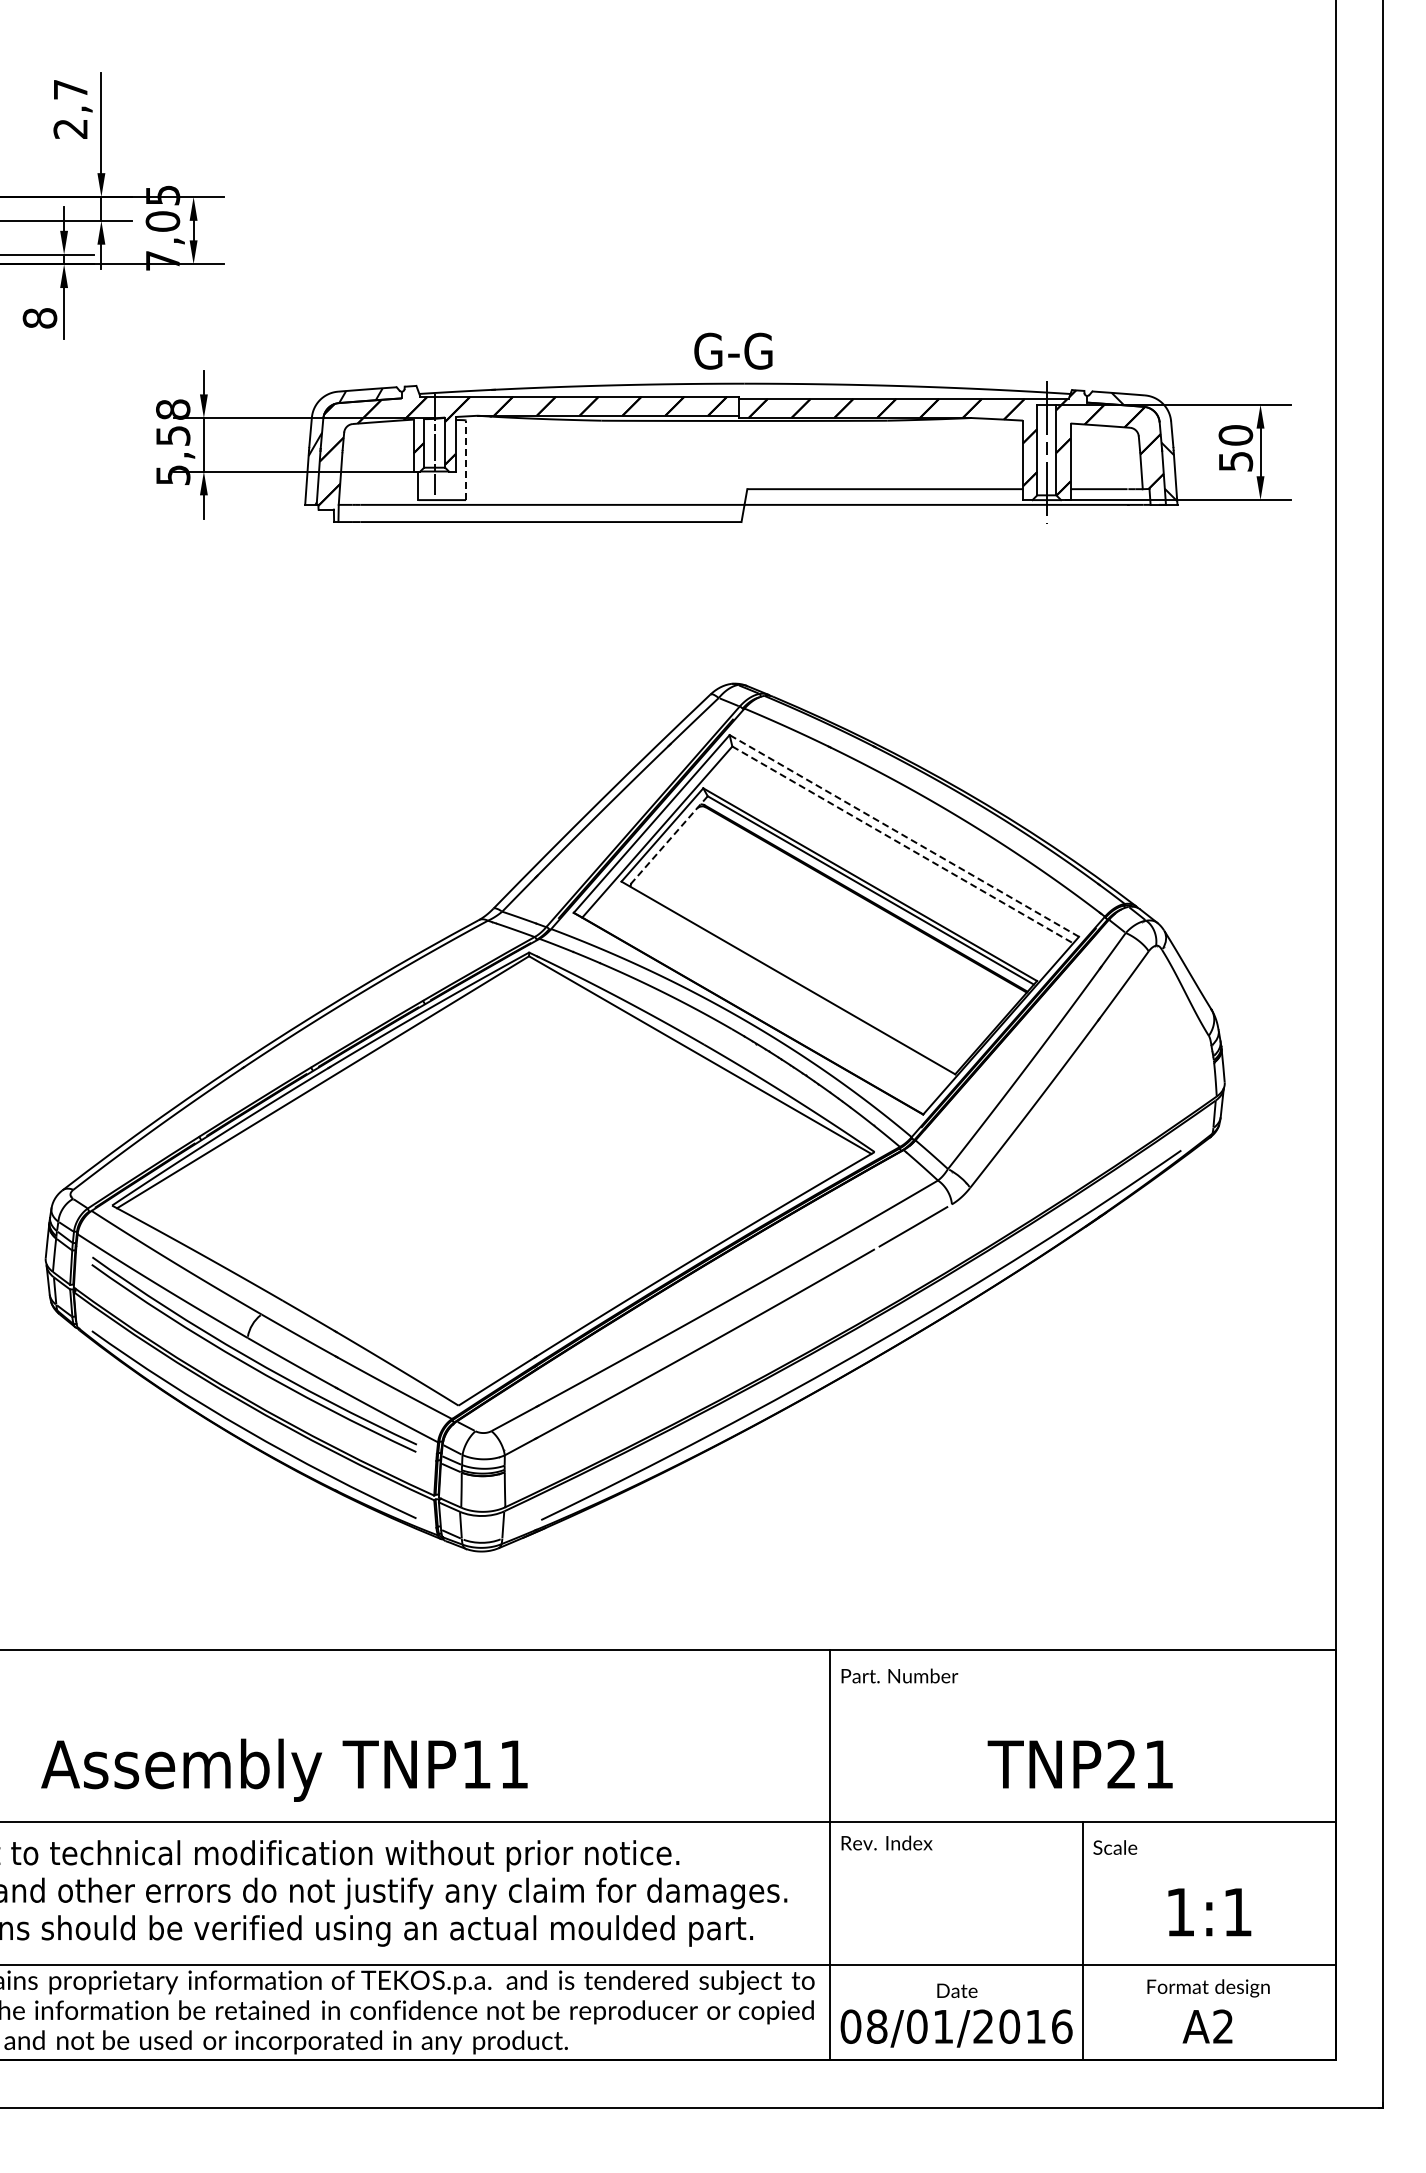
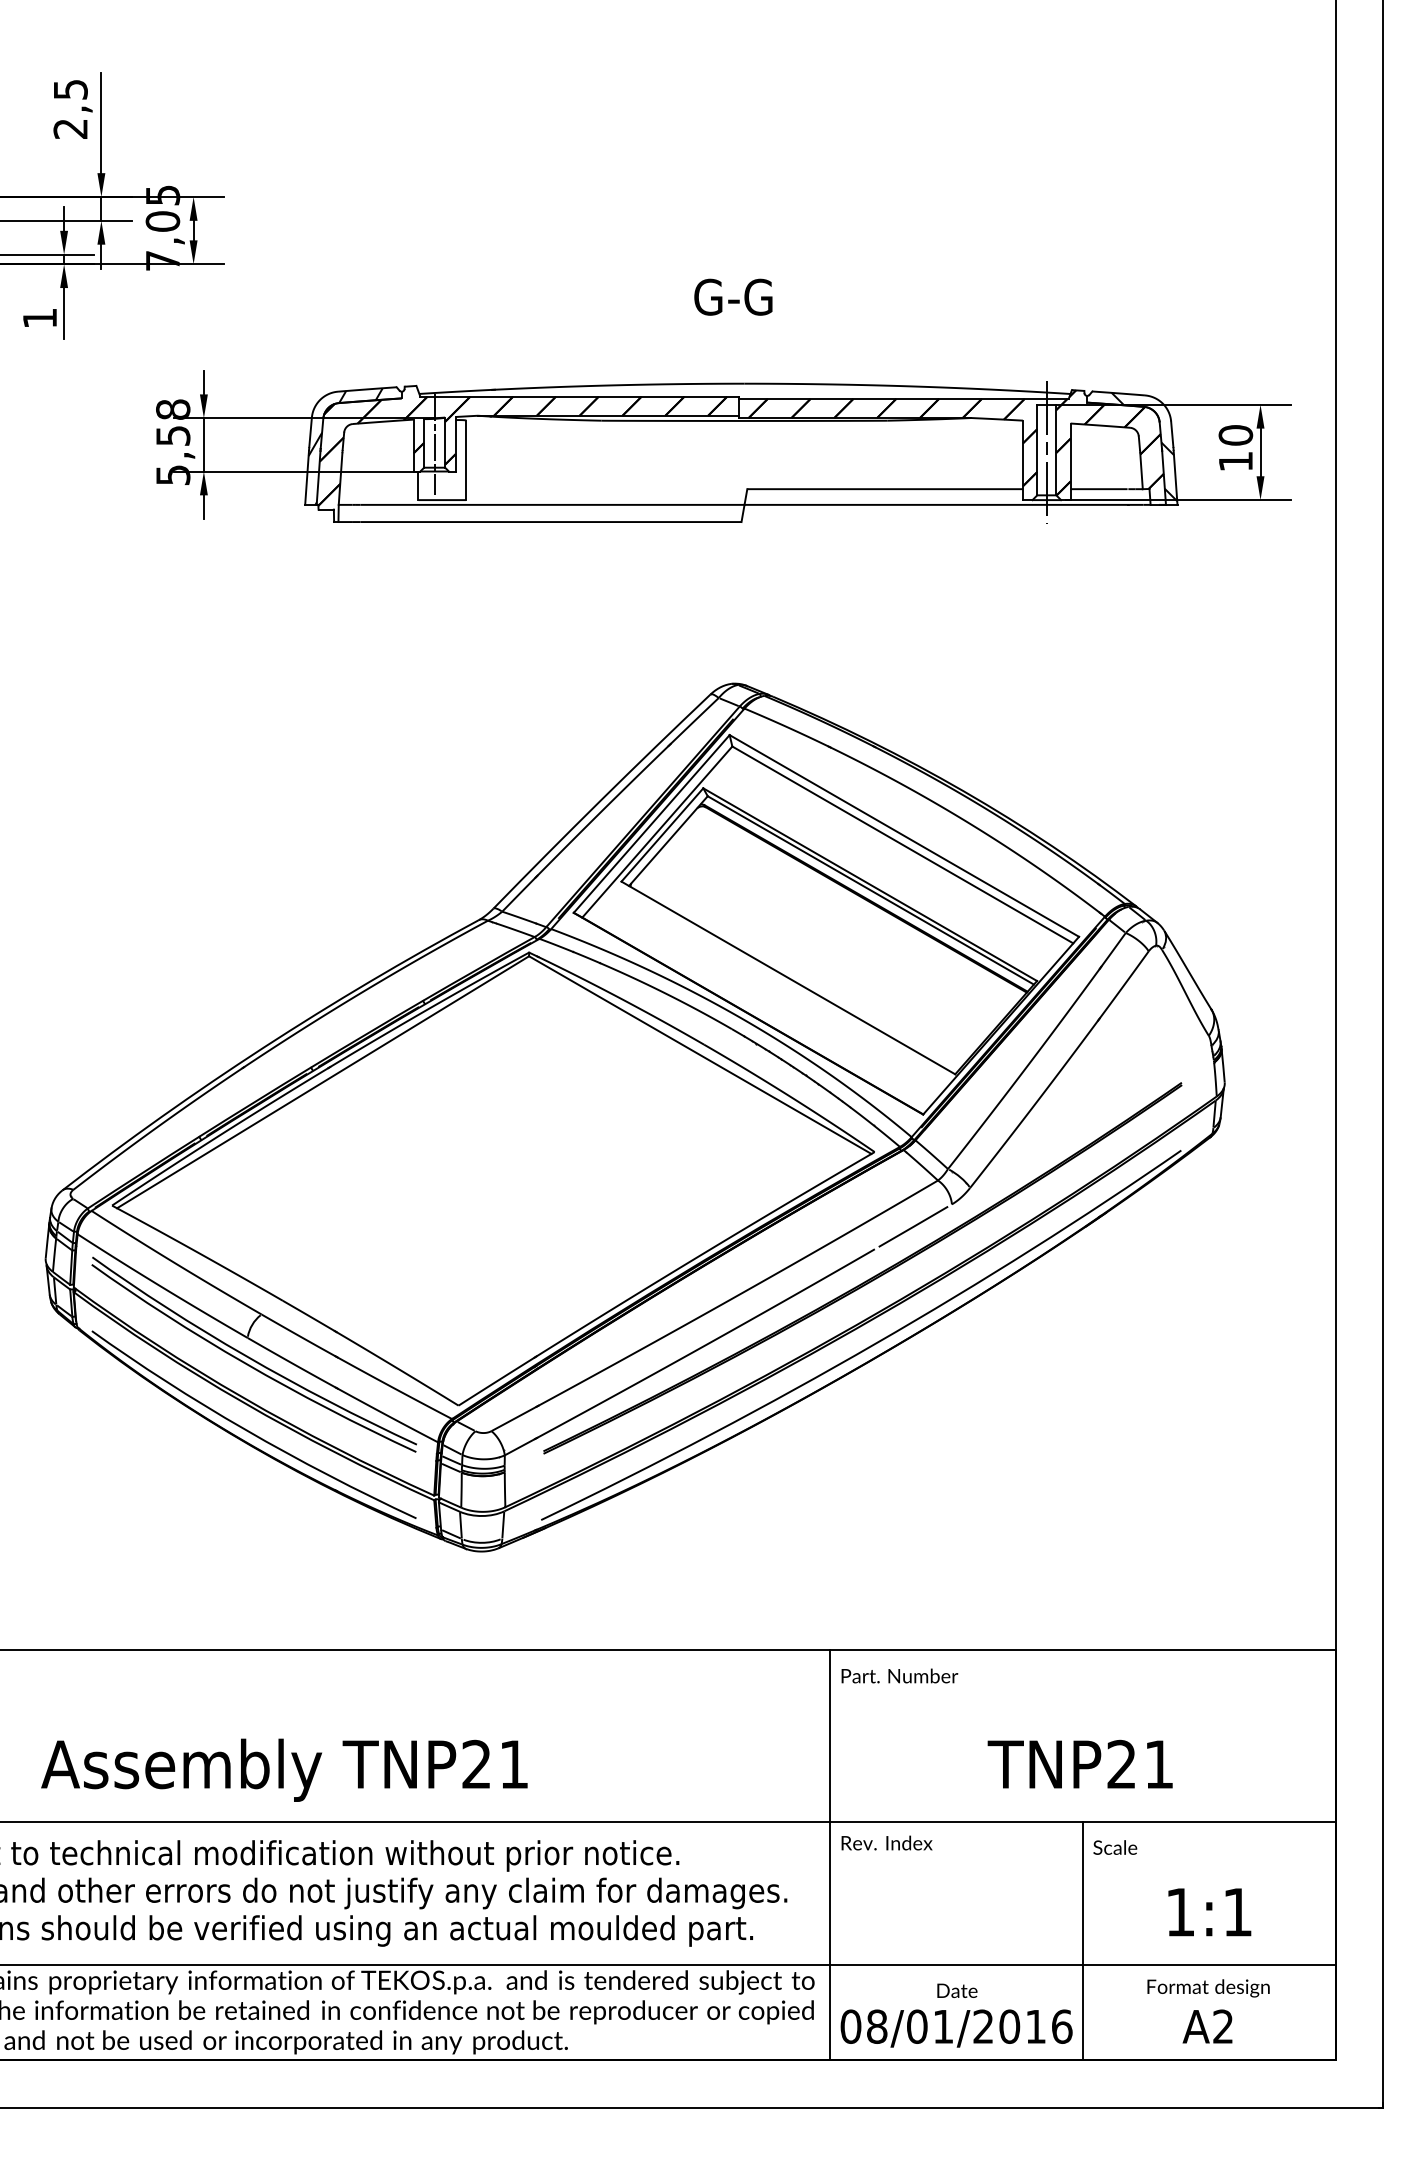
text: 2,7 -> 2,5 (70, 89)
text: 8 -> 1 (39, 318)
text position: (733, 350) -> (733, 296) (733, 296)
line: dashed -> solid (466, 460)
text: 50 -> 10 (1236, 461)
line: dashed -> solid (904, 835)
line: dashed -> solid (668, 841)
line: dashed -> solid (902, 844)
part: none -> present (867, 1279)
text: TNP11 -> TNP21 (476, 1763)
